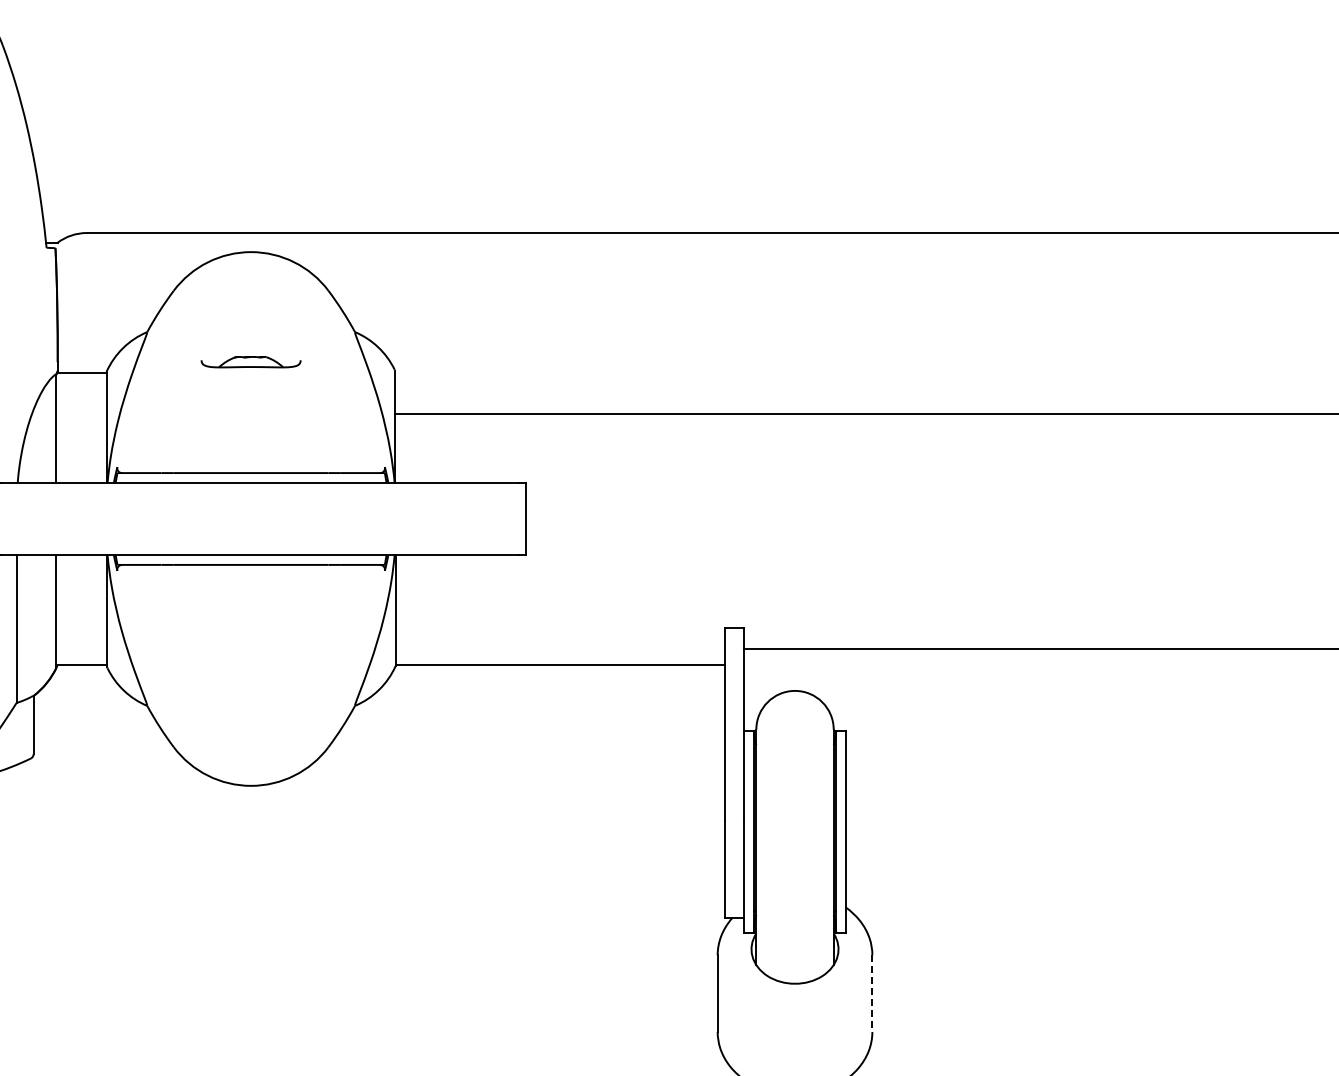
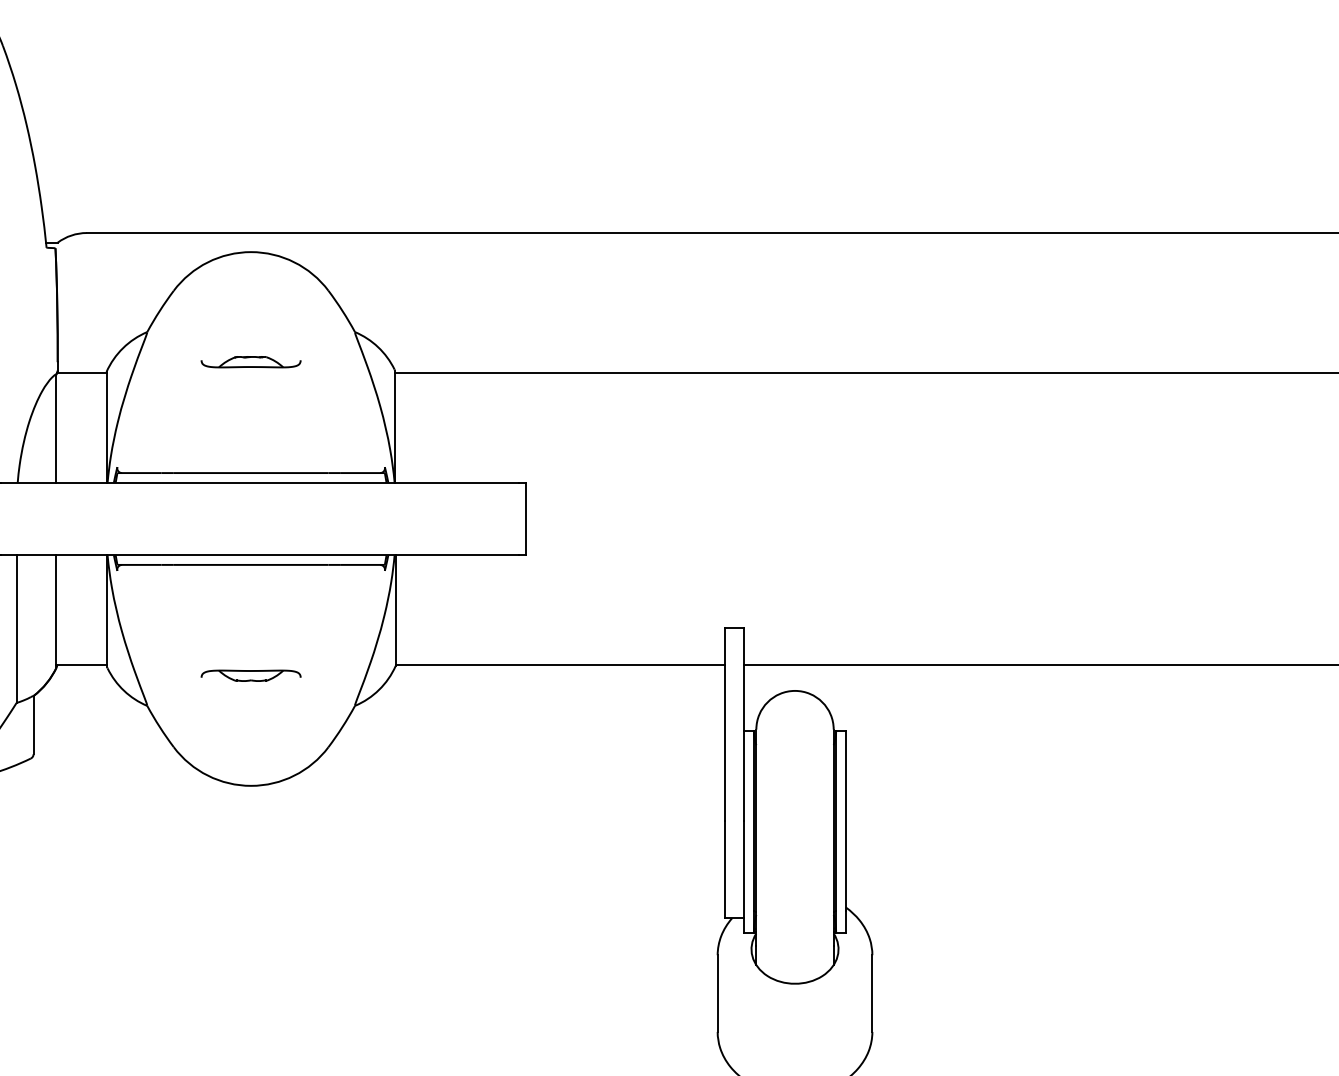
line position: (864, 414) -> (864, 373) (864, 373)
line position: (1039, 648) -> (1039, 664) (1039, 664)
part: none -> present (250, 675)
line: dashed -> solid (872, 994)
